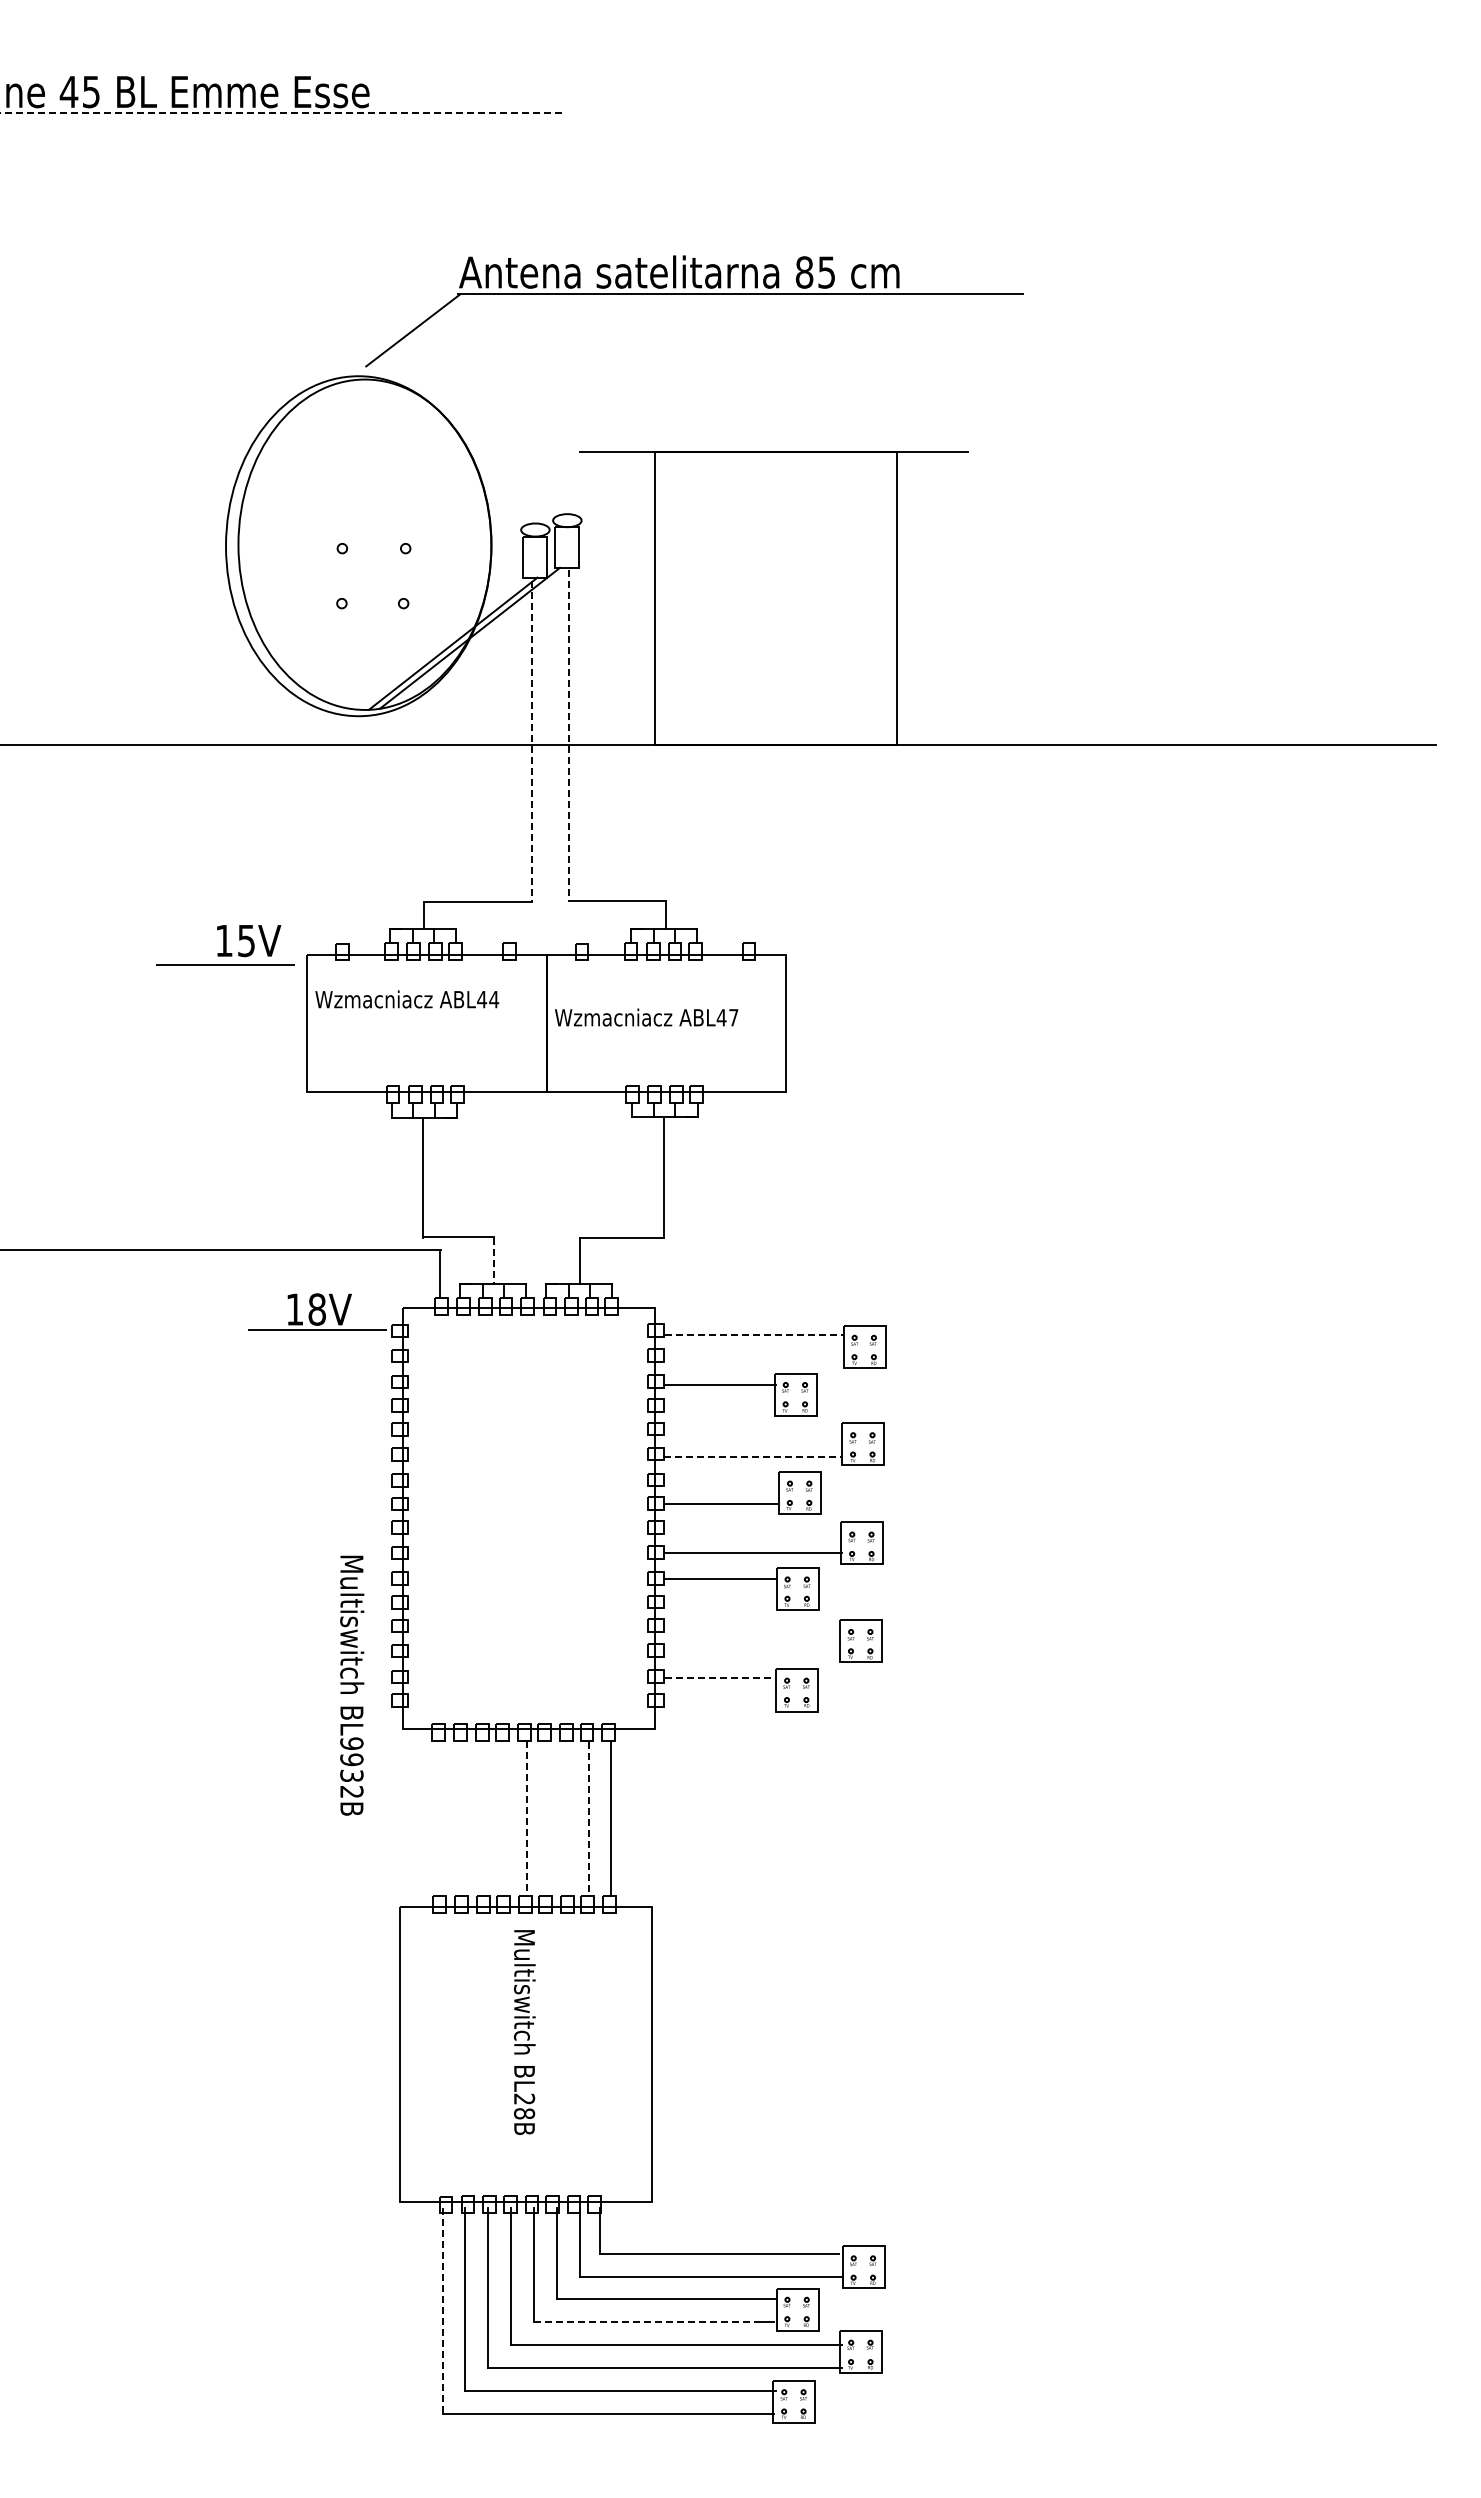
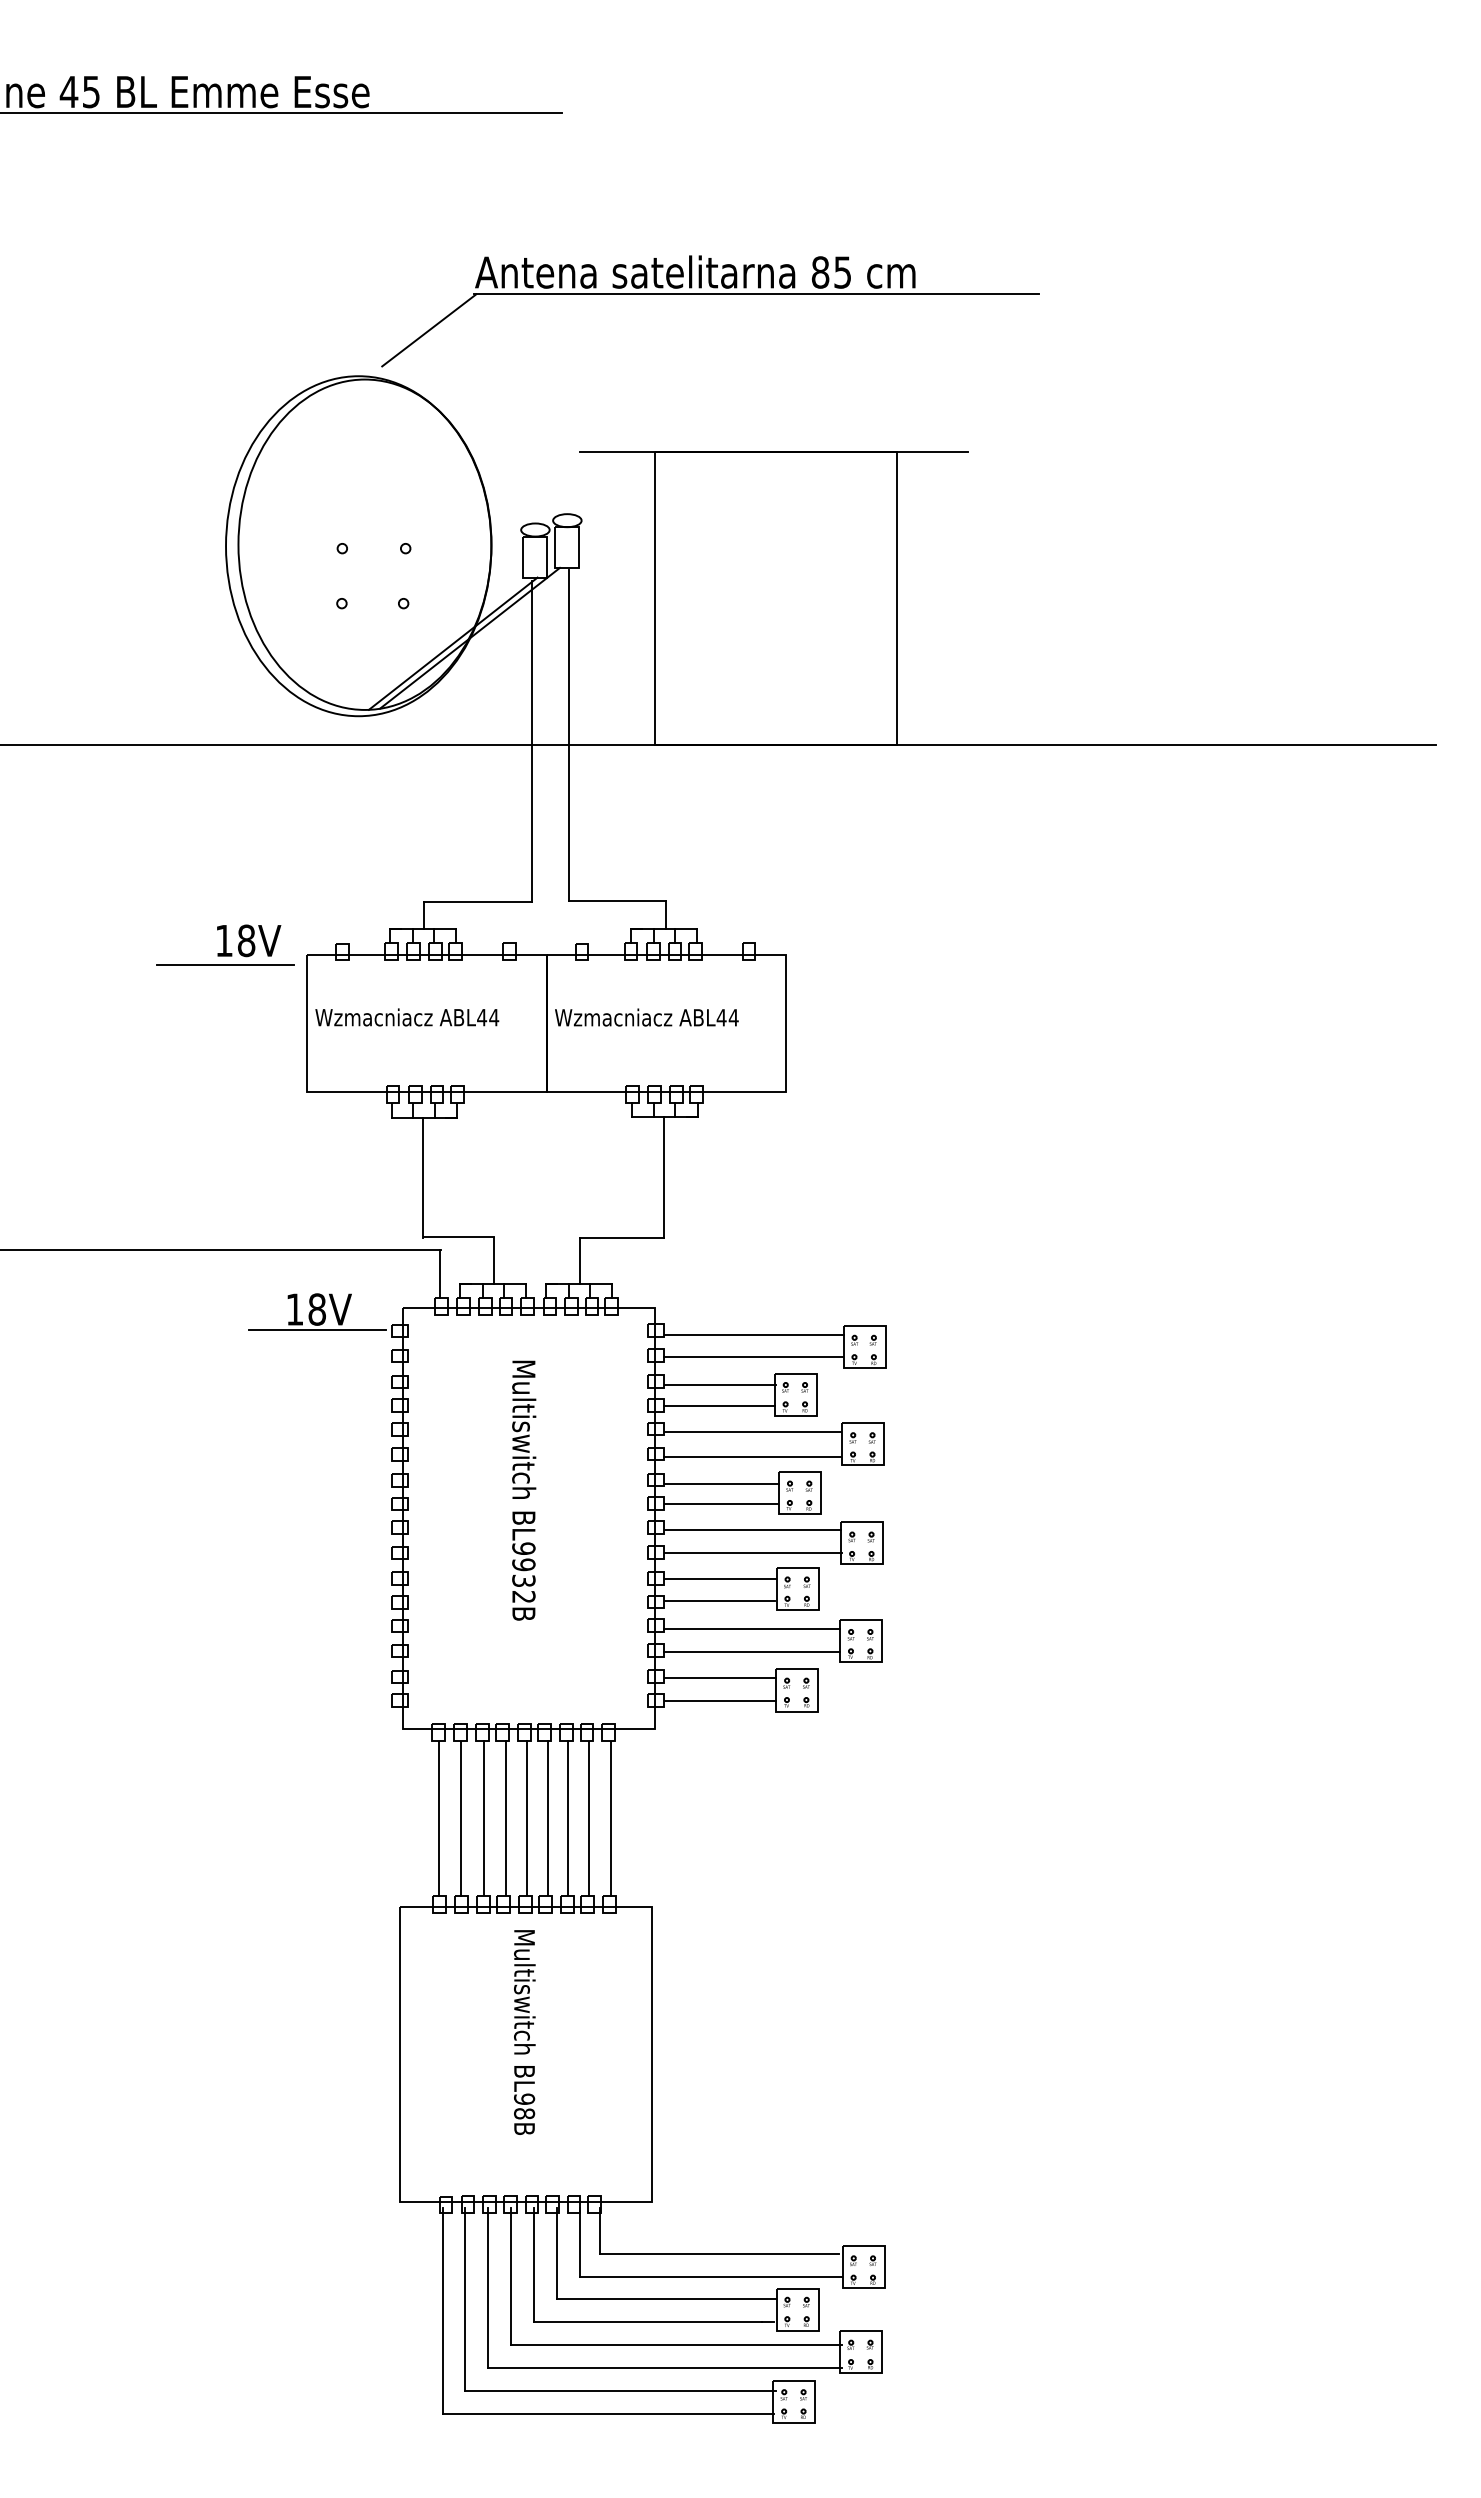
line: dashed -> solid (280, 113)
part position: (694, 294) -> (710, 294) (710, 294)
line: dashed -> solid (569, 736)
line: dashed -> solid (532, 741)
text: 15V -> 18V (246, 940)
text position: (407, 999) -> (407, 1017) (407, 1017)
text: ABL47 -> ABL44 (733, 1017)
line: dashed -> solid (494, 1261)
line: dashed -> solid (754, 1334)
line: none -> present (753, 1356)
line: none -> present (719, 1405)
line: none -> present (752, 1431)
line: dashed -> solid (753, 1456)
line: none -> present (721, 1483)
line: none -> present (752, 1530)
line: none -> present (719, 1601)
line: none -> present (751, 1629)
line: none -> present (752, 1652)
line: dashed -> solid (720, 1678)
text position: (352, 1685) -> (524, 1490) (524, 1490)
line: none -> present (720, 1700)
line: none -> present (483, 1817)
line: none -> present (506, 1817)
line: none -> present (461, 1818)
line: dashed -> solid (527, 1818)
line: none -> present (548, 1818)
line: none -> present (568, 1818)
line: none -> present (438, 1819)
line: dashed -> solid (589, 1819)
text: BL28B -> BL98B (524, 2098)
line: dashed -> solid (442, 2310)
line: dashed -> solid (648, 2322)
